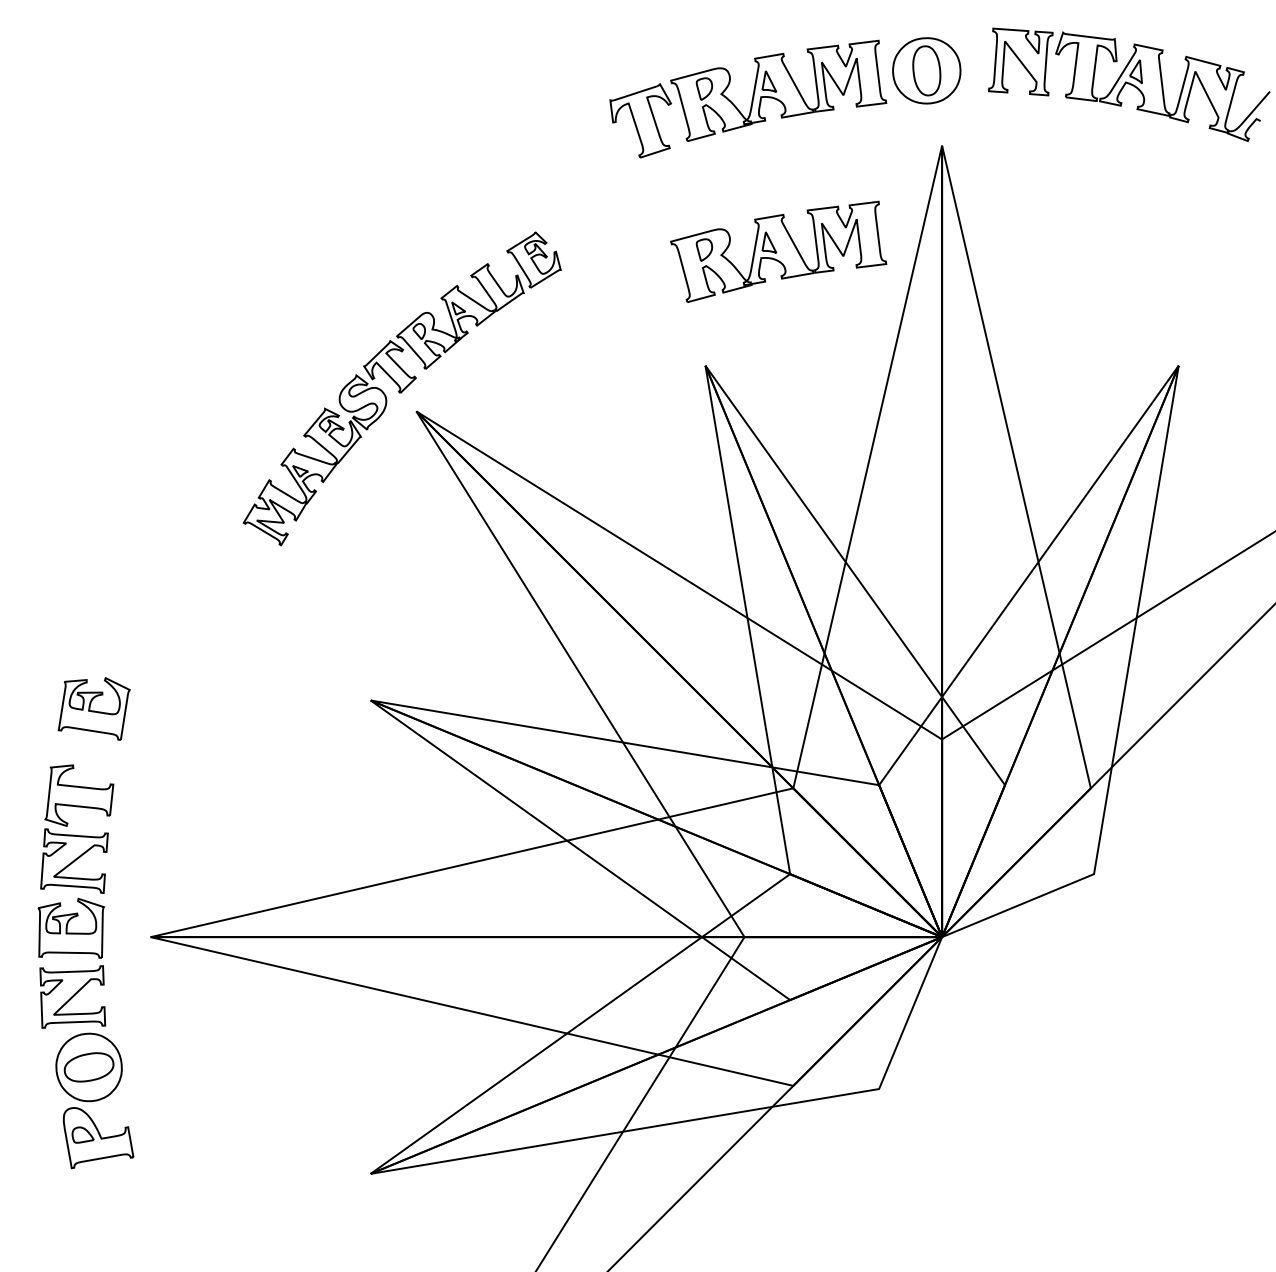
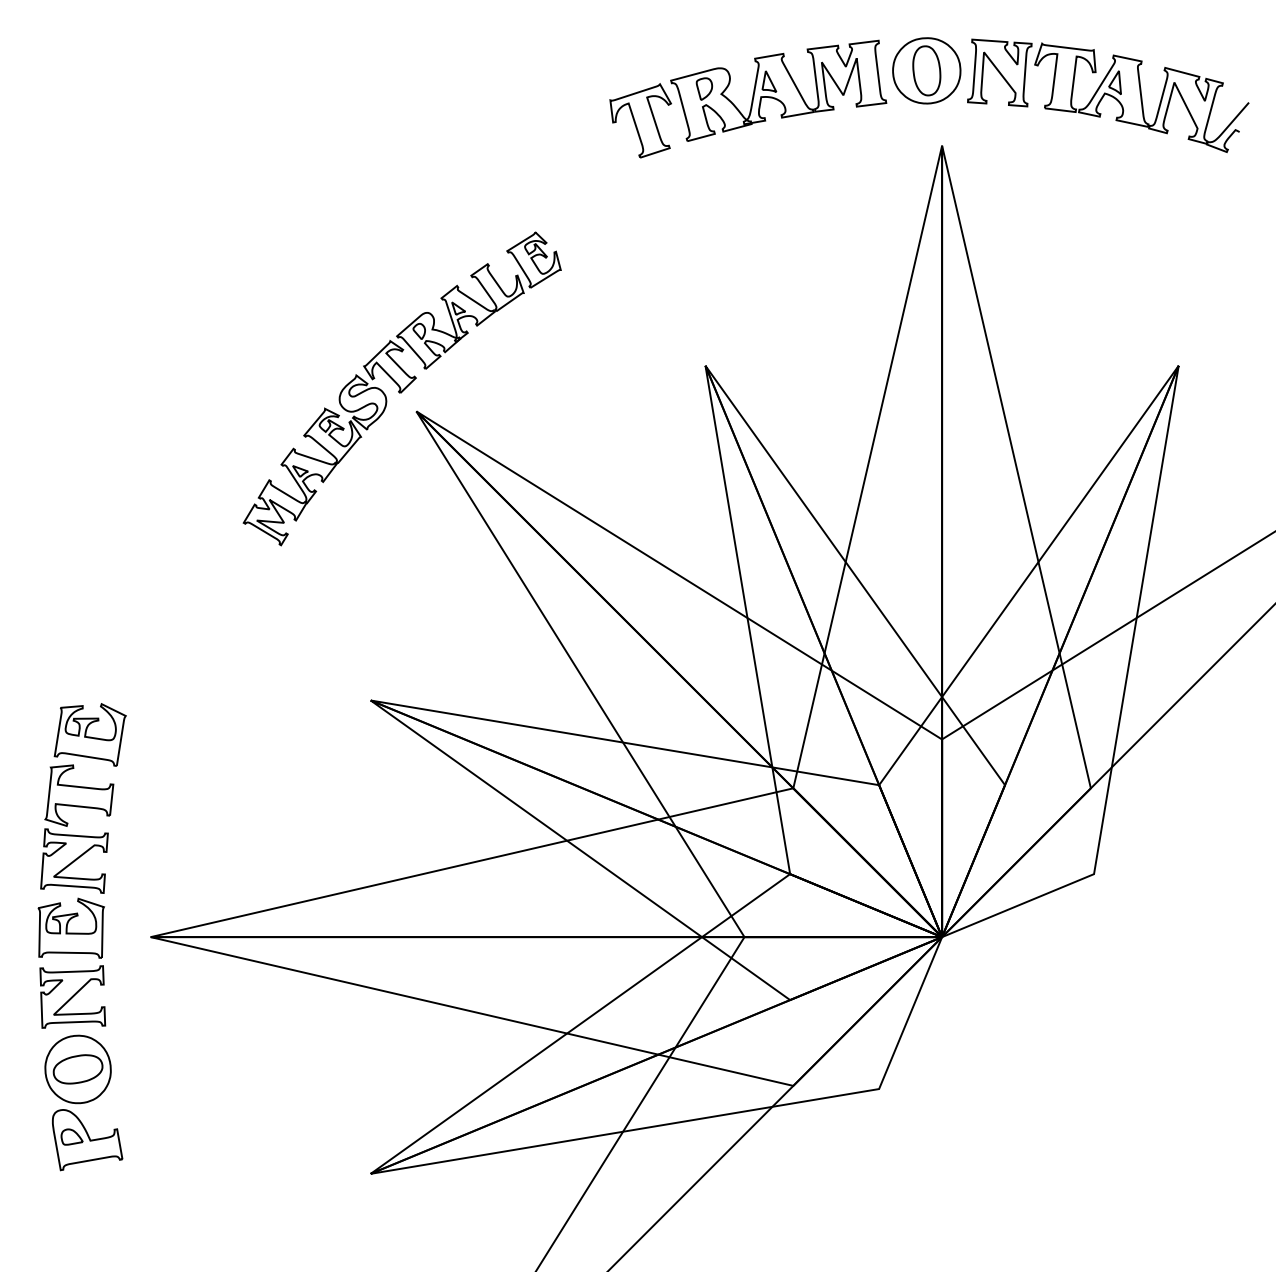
part position: (1129, 84) -> (1108, 95) (1108, 95)
part: present -> none (778, 251)
part position: (93, 708) -> (89, 734) (89, 734)
part position: (94, 1100) -> (83, 1102) (83, 1102)
